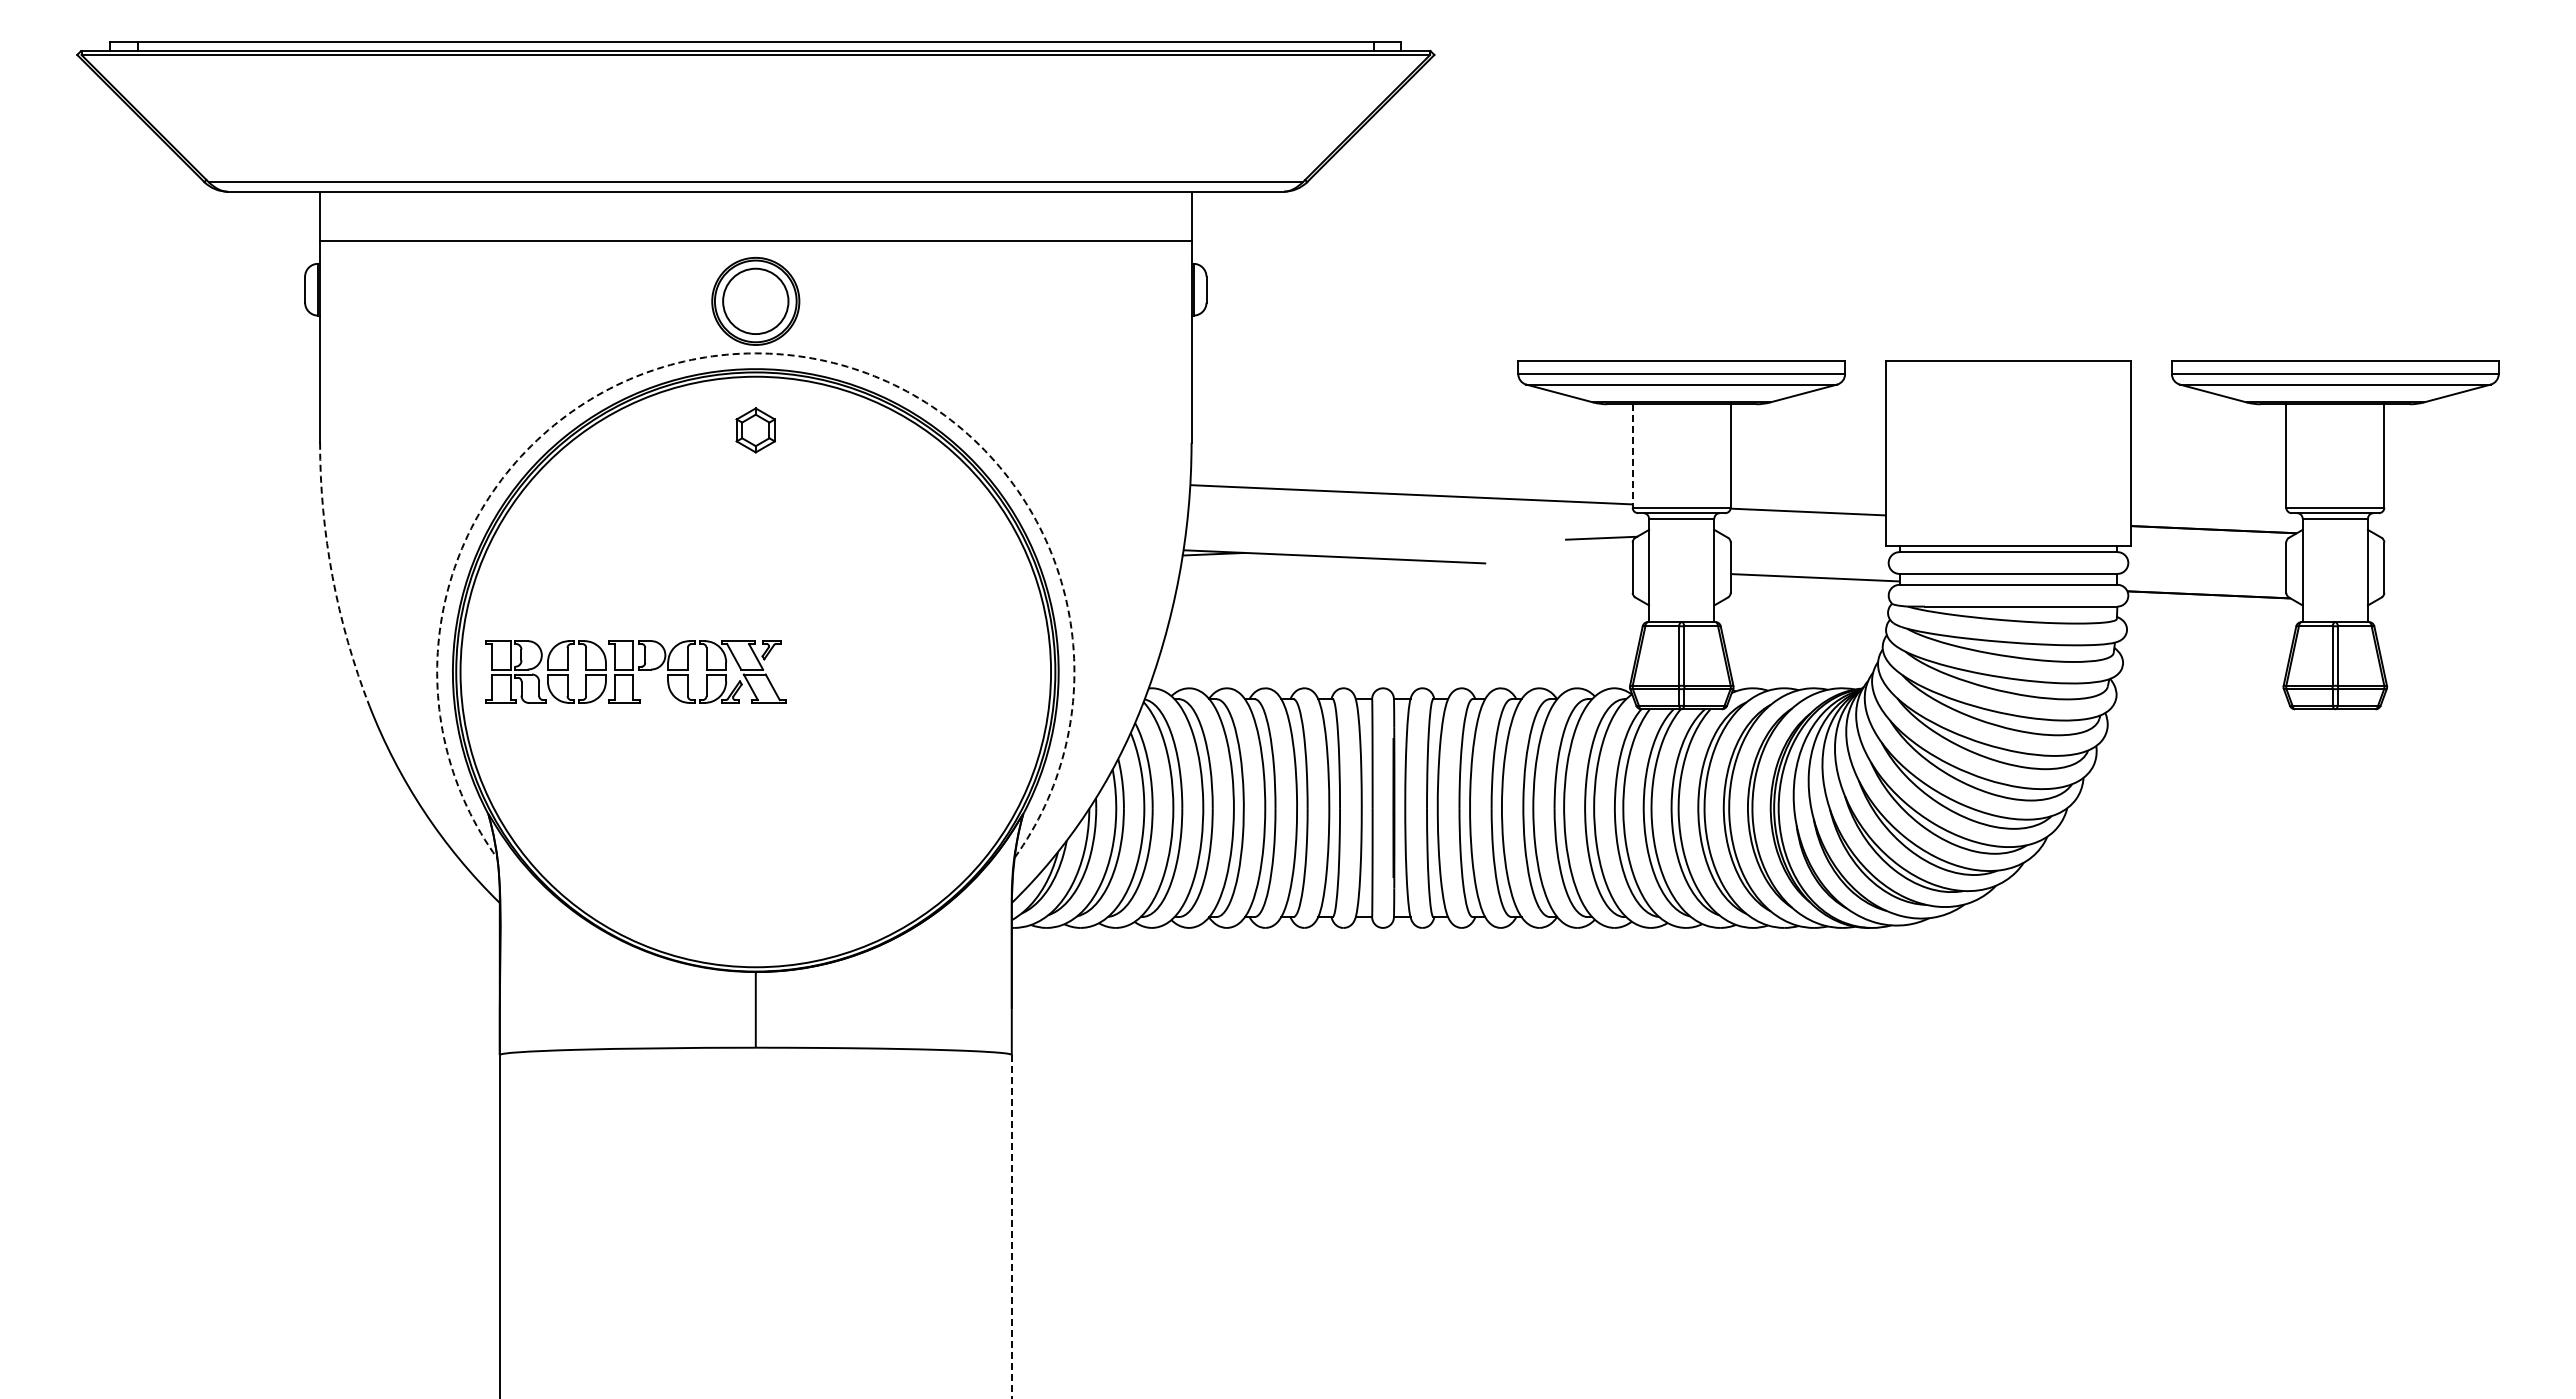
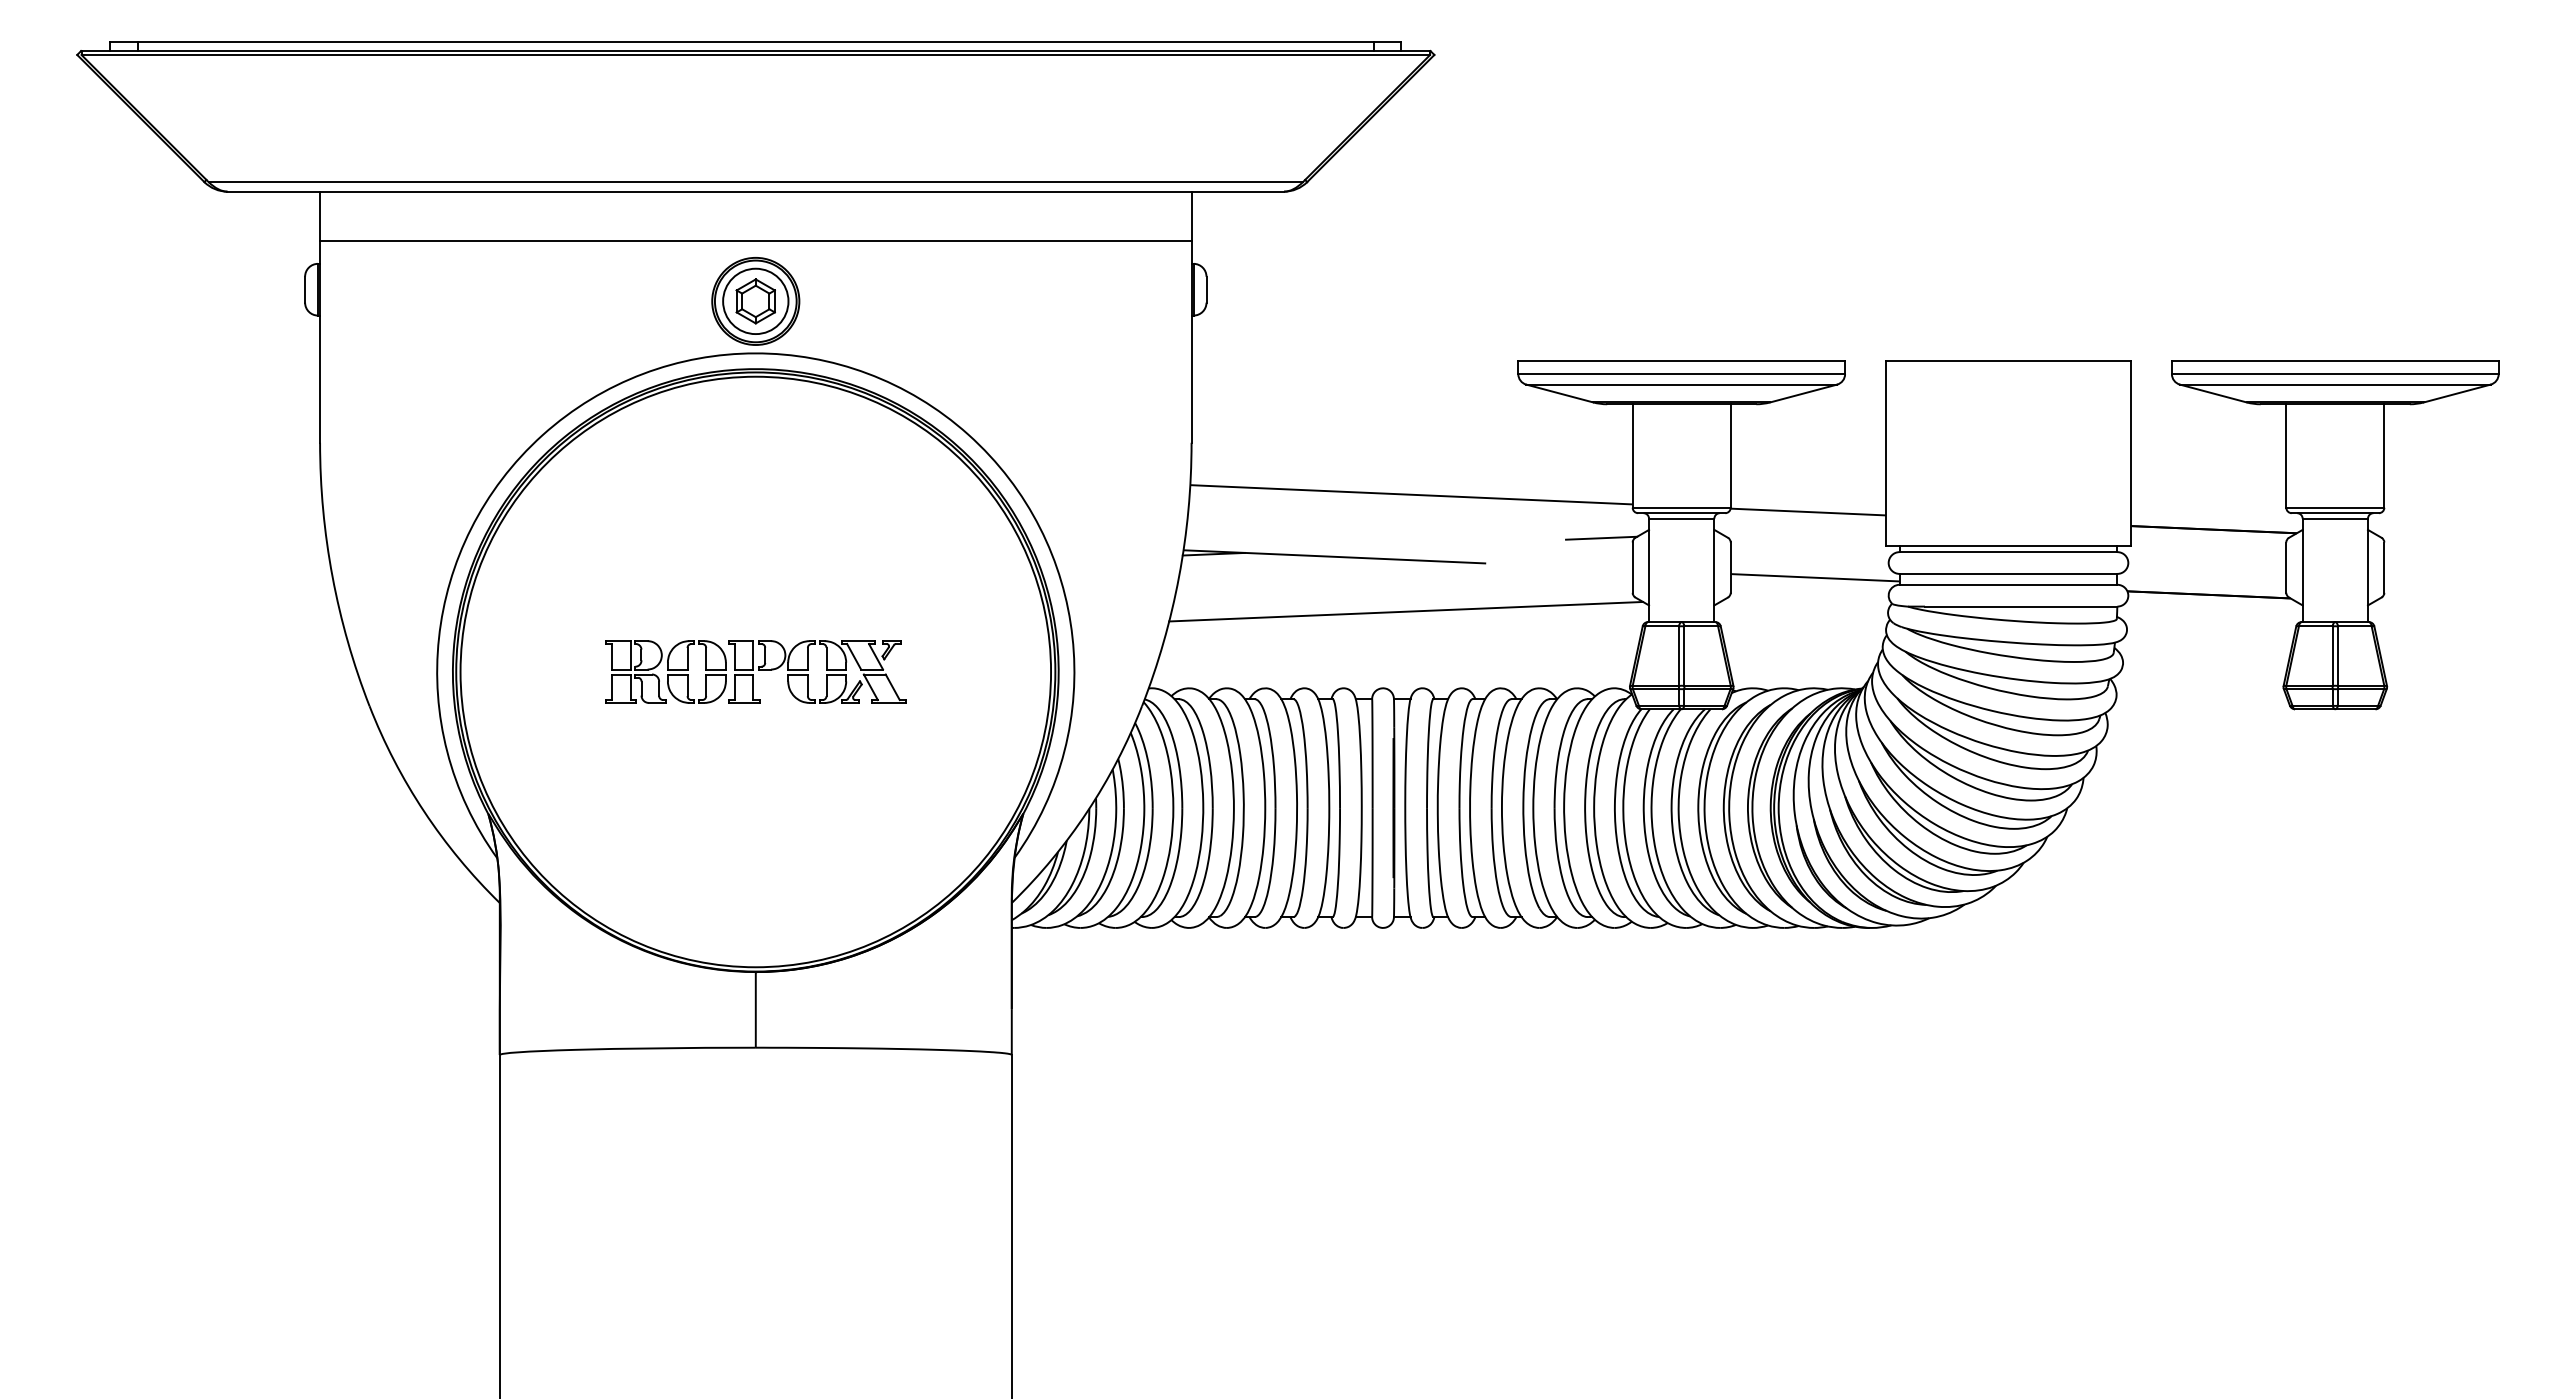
arc: dashed -> solid (755, 353)
part position: (755, 430) -> (755, 301) (755, 301)
line: dashed -> solid (1632, 456)
arc: dashed -> solid (332, 576)
line: none -> present (1406, 611)
part position: (635, 671) -> (755, 671) (755, 671)
line: dashed -> solid (1011, 1226)
